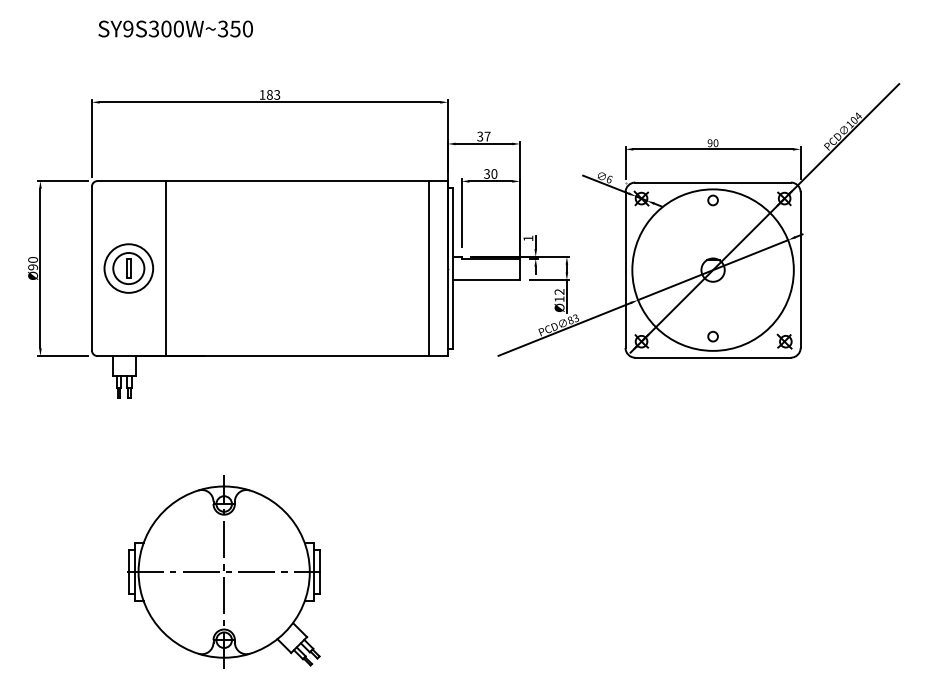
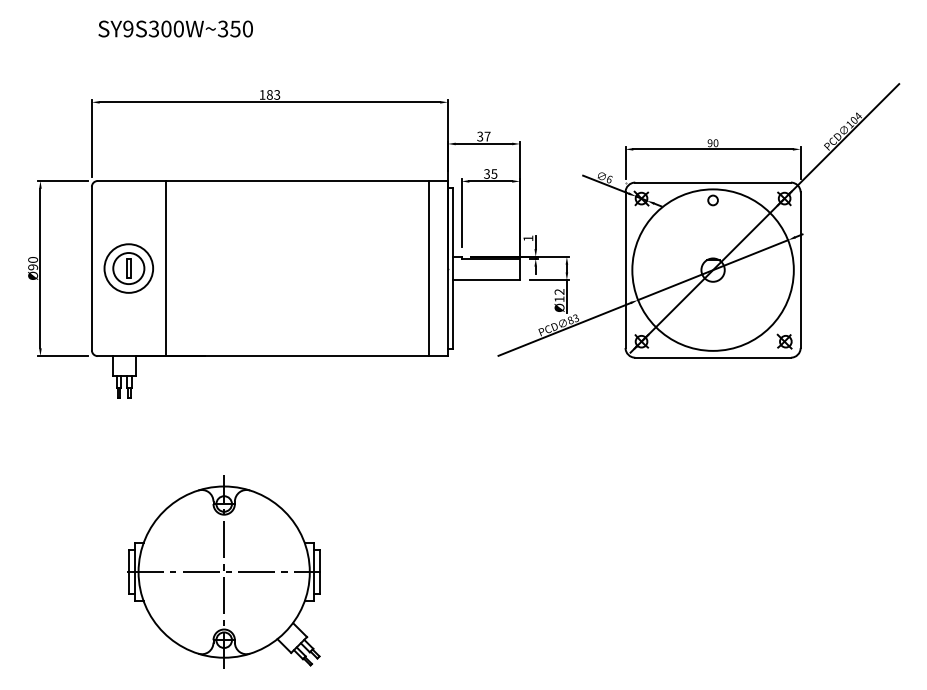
text: 30 -> 35 (494, 173)
circle: present -> none (712, 336)
